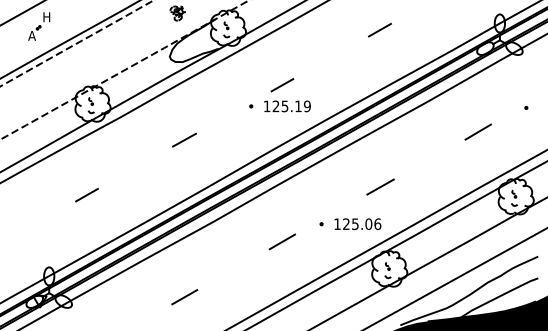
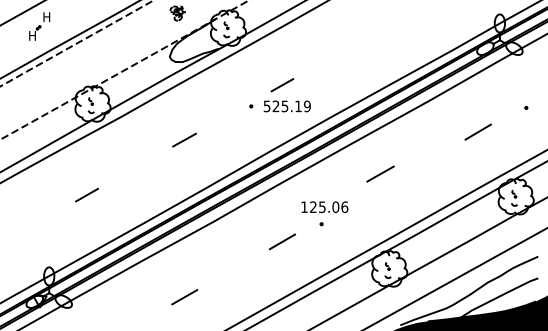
line: present -> none (379, 29)
text: A -> H (31, 35)
text: 125.19 -> 525.19 (266, 106)
line position: (380, 186) -> (380, 173) (380, 173)
text position: (357, 224) -> (324, 207) (324, 207)
